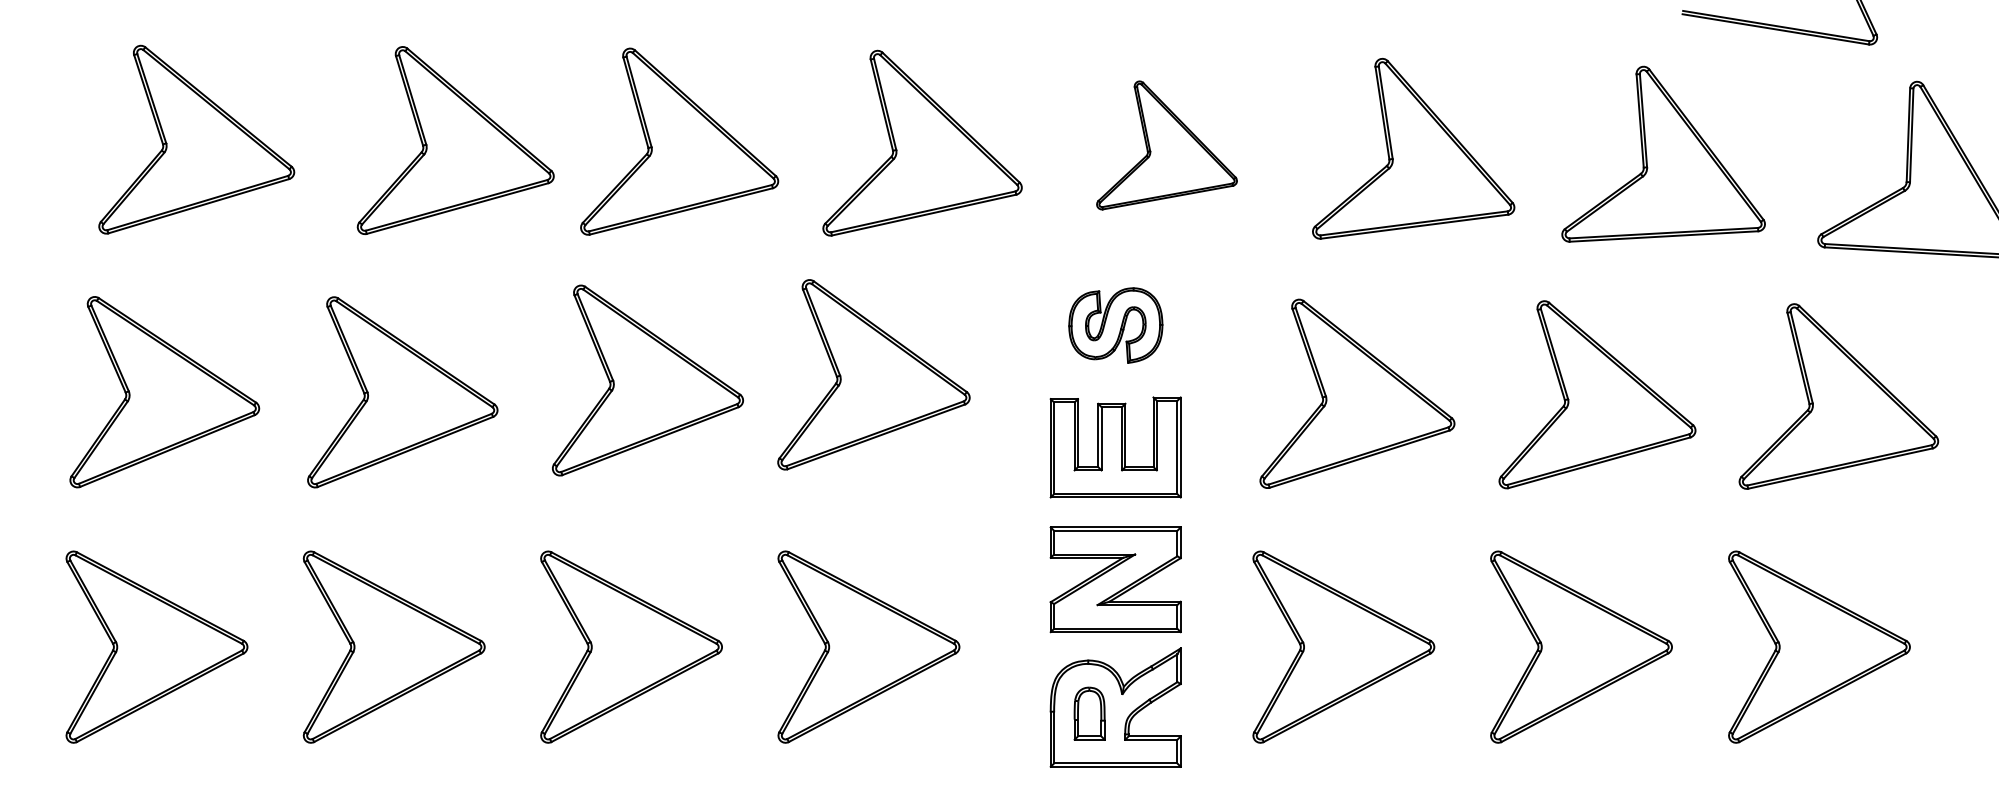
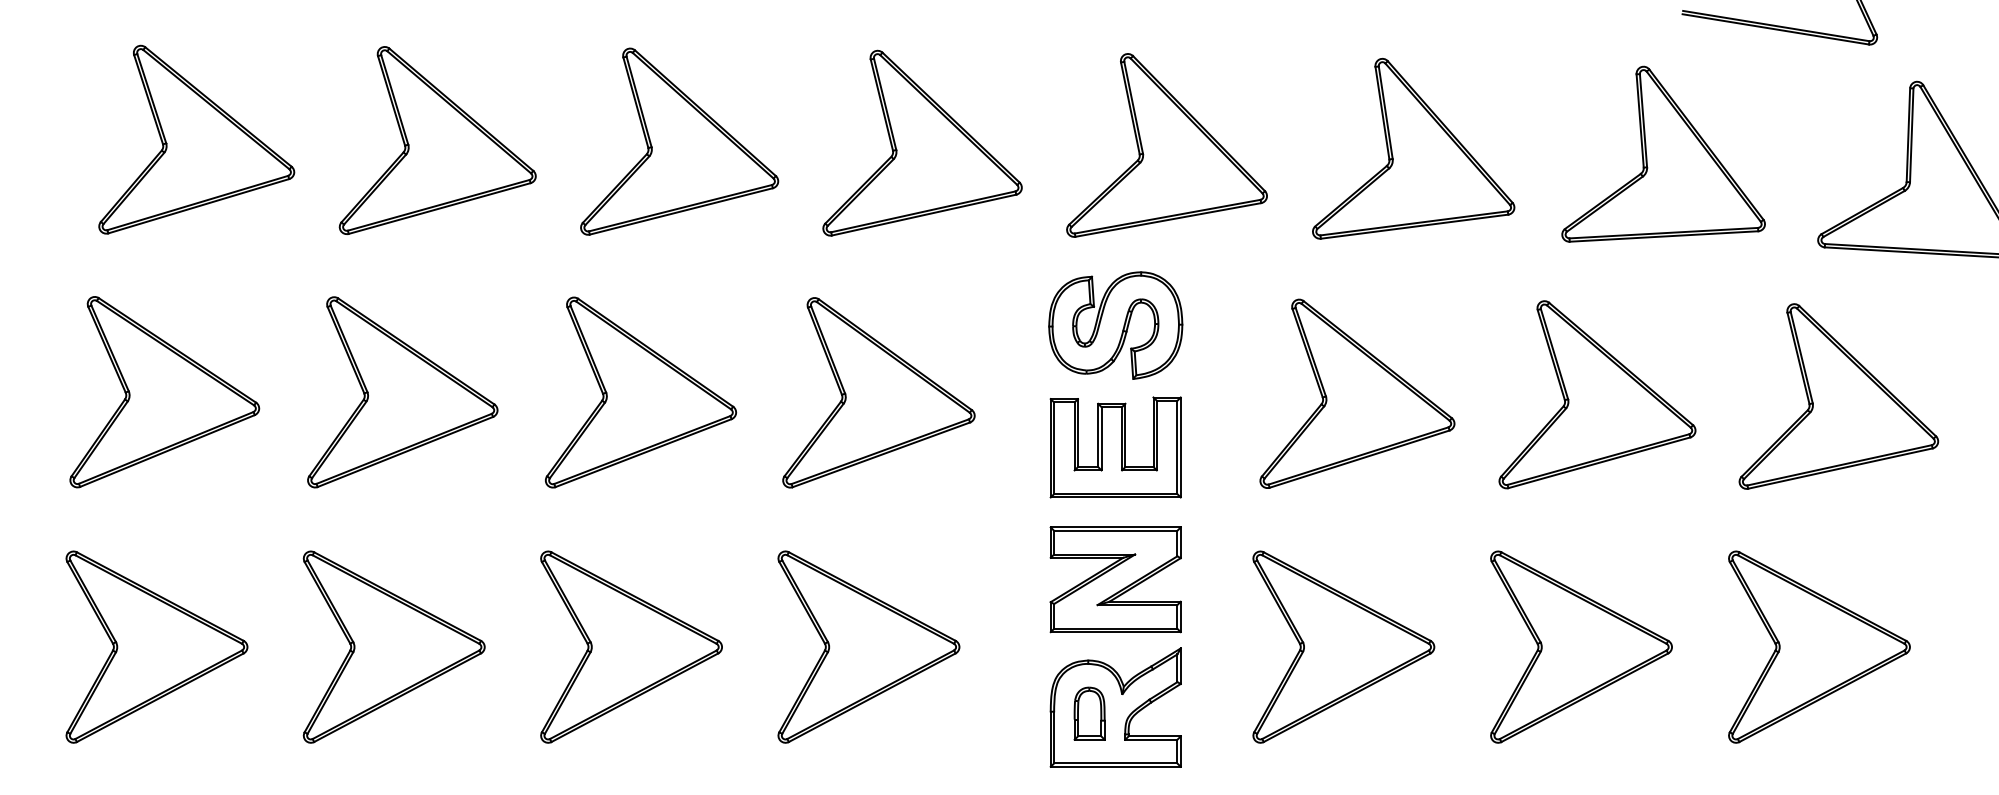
part position: (455, 140) -> (437, 140) (437, 140)
part size: 142x131 px -> 202x185 px (1166, 145)
part size: 96x77 px -> 136x109 px (1115, 325)
part position: (873, 374) -> (878, 392) (878, 392)
part position: (648, 380) -> (641, 392) (641, 392)
